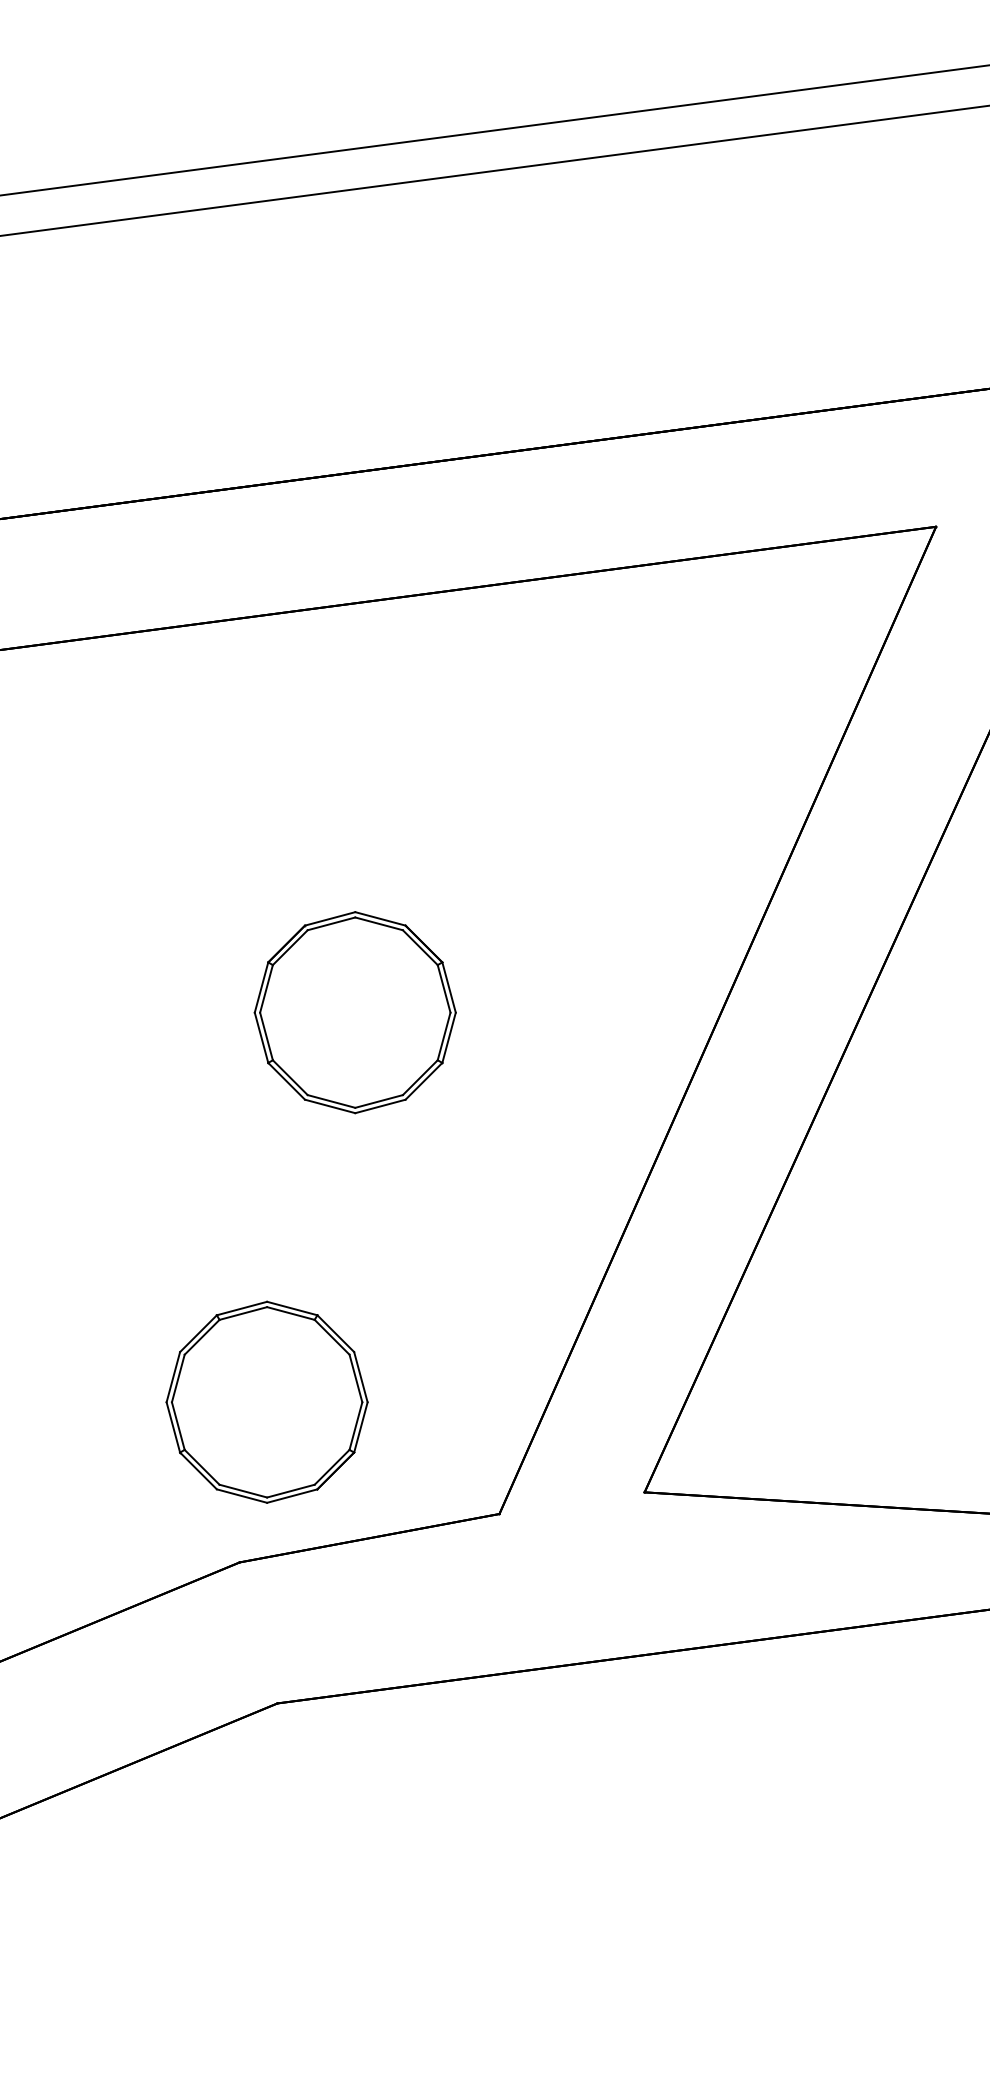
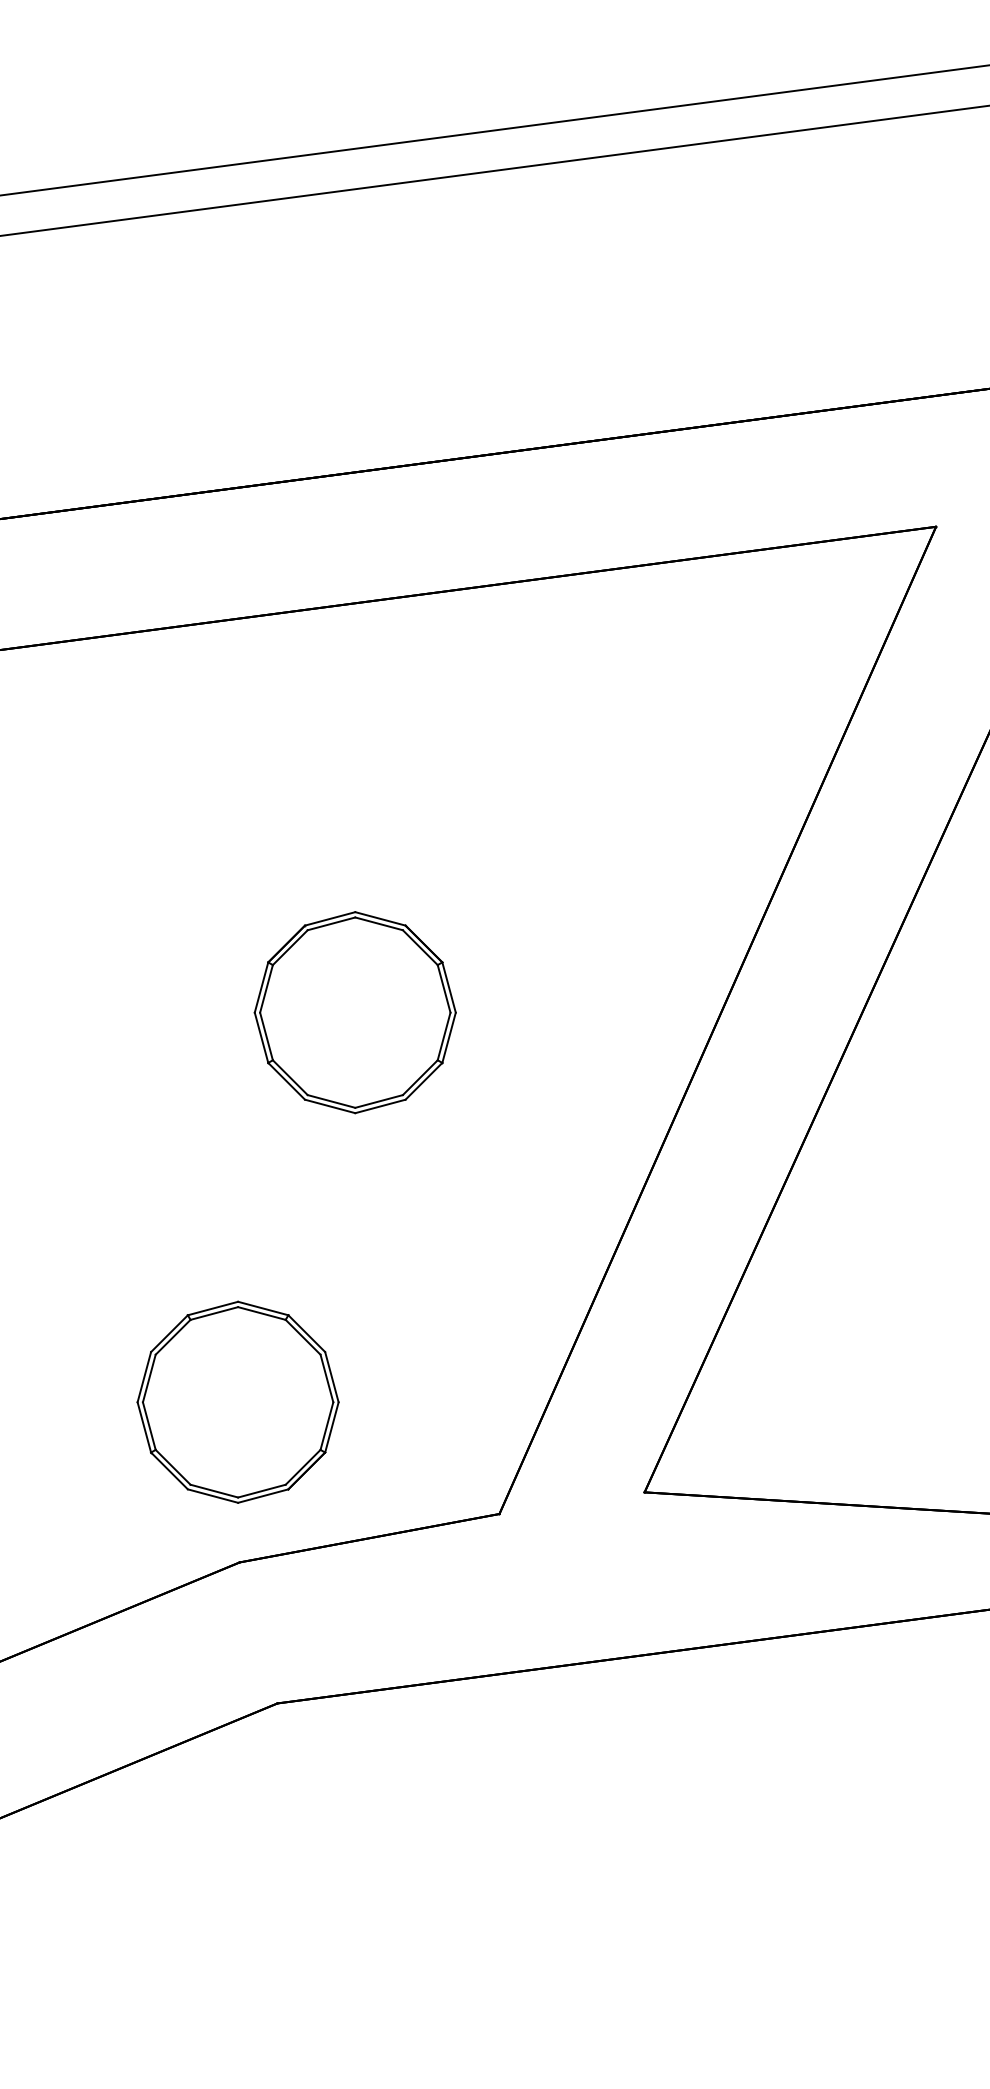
part position: (266, 1401) -> (237, 1401) (237, 1401)
